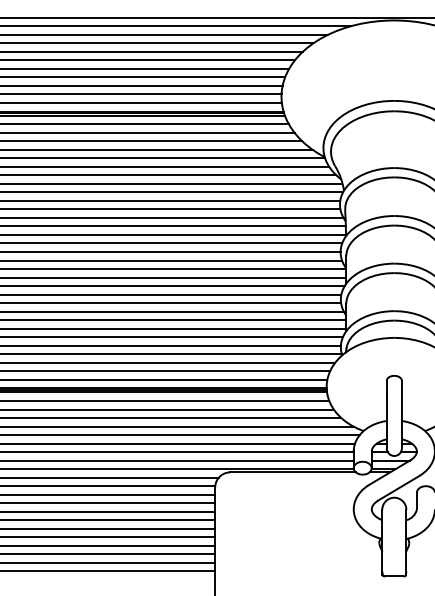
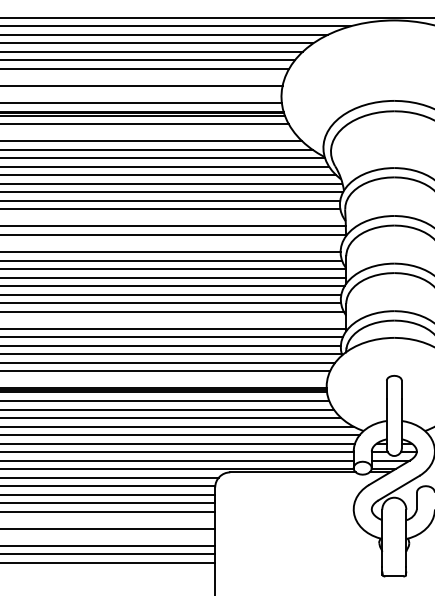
line: present -> none (143, 77)
line: present -> none (141, 94)
line: present -> none (148, 132)
line: present -> none (172, 217)
line: present -> none (172, 243)
line: present -> none (174, 320)
line: present -> none (164, 379)
line: present -> none (108, 520)
line: present -> none (108, 537)
line: present -> none (108, 571)
